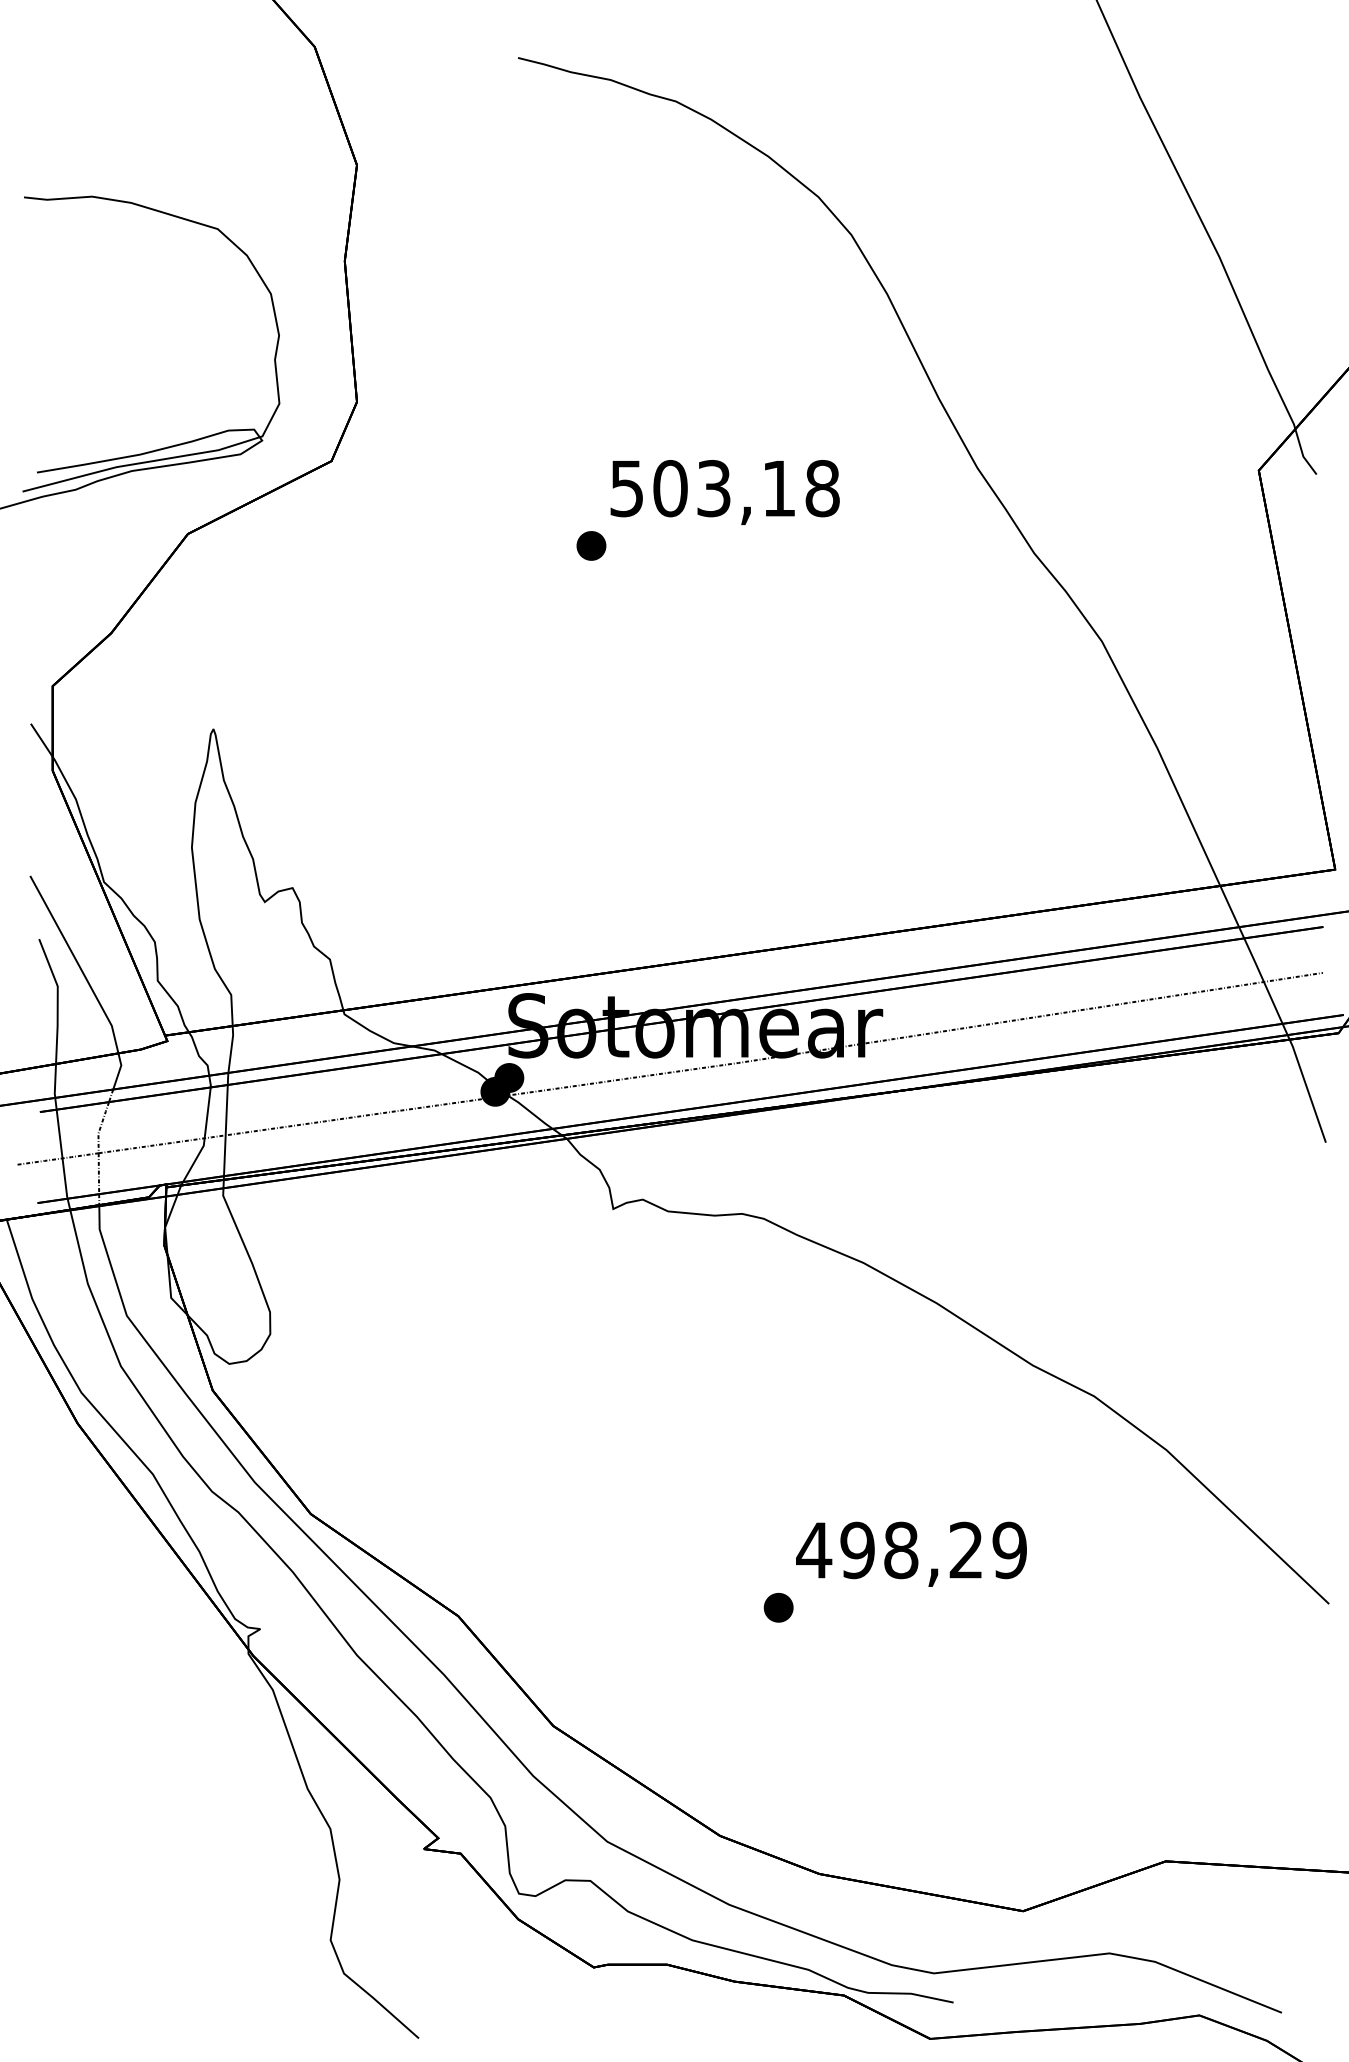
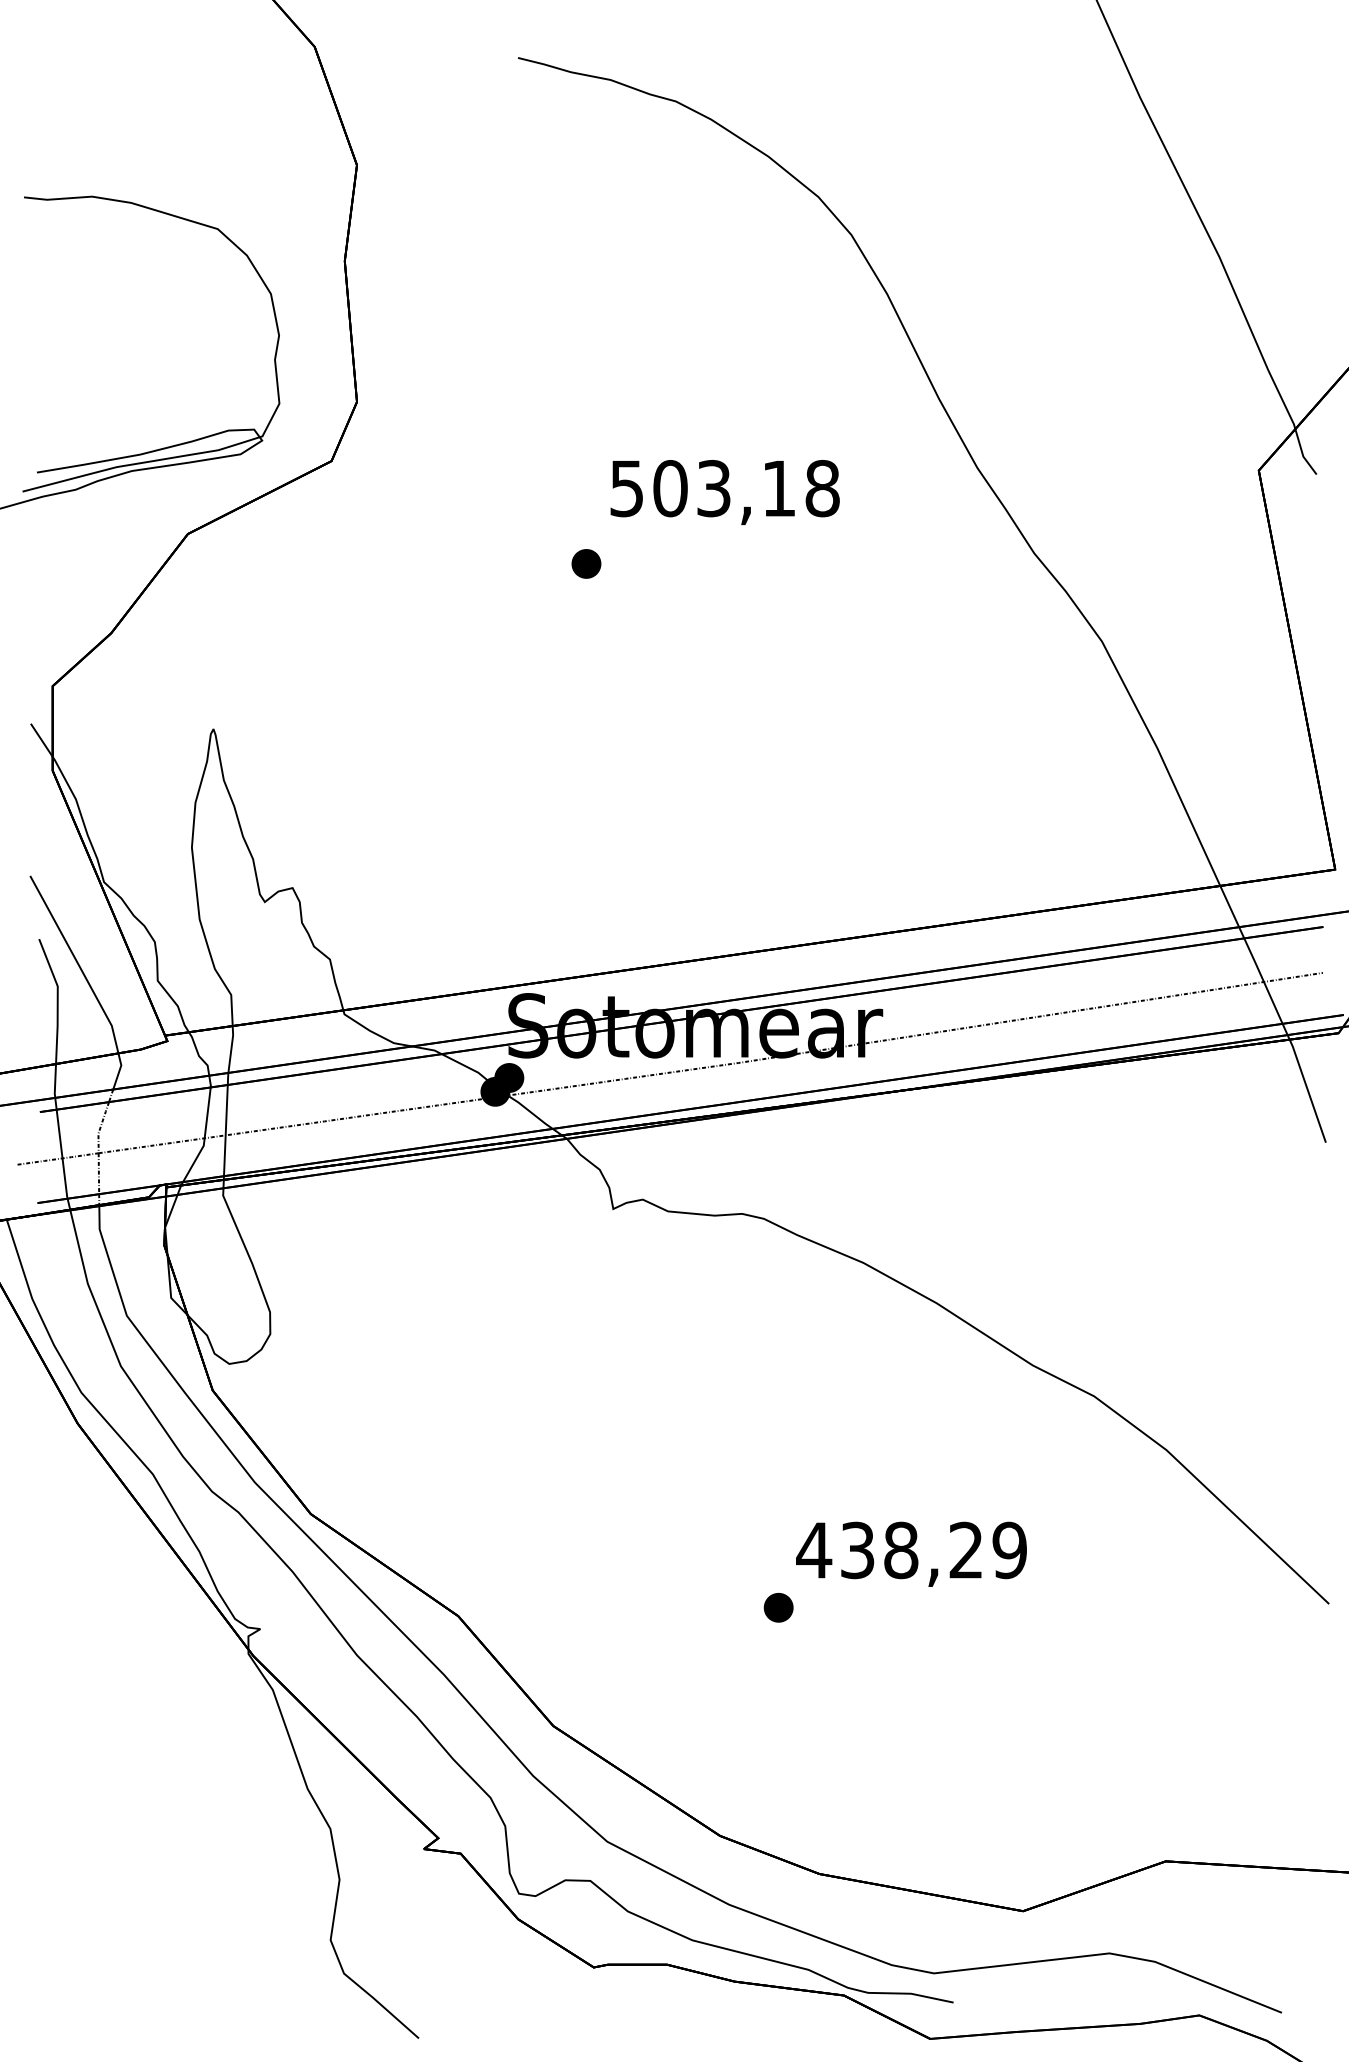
part position: (591, 545) -> (586, 563) (586, 563)
text: 498,29 -> 438,29 (857, 1549)
